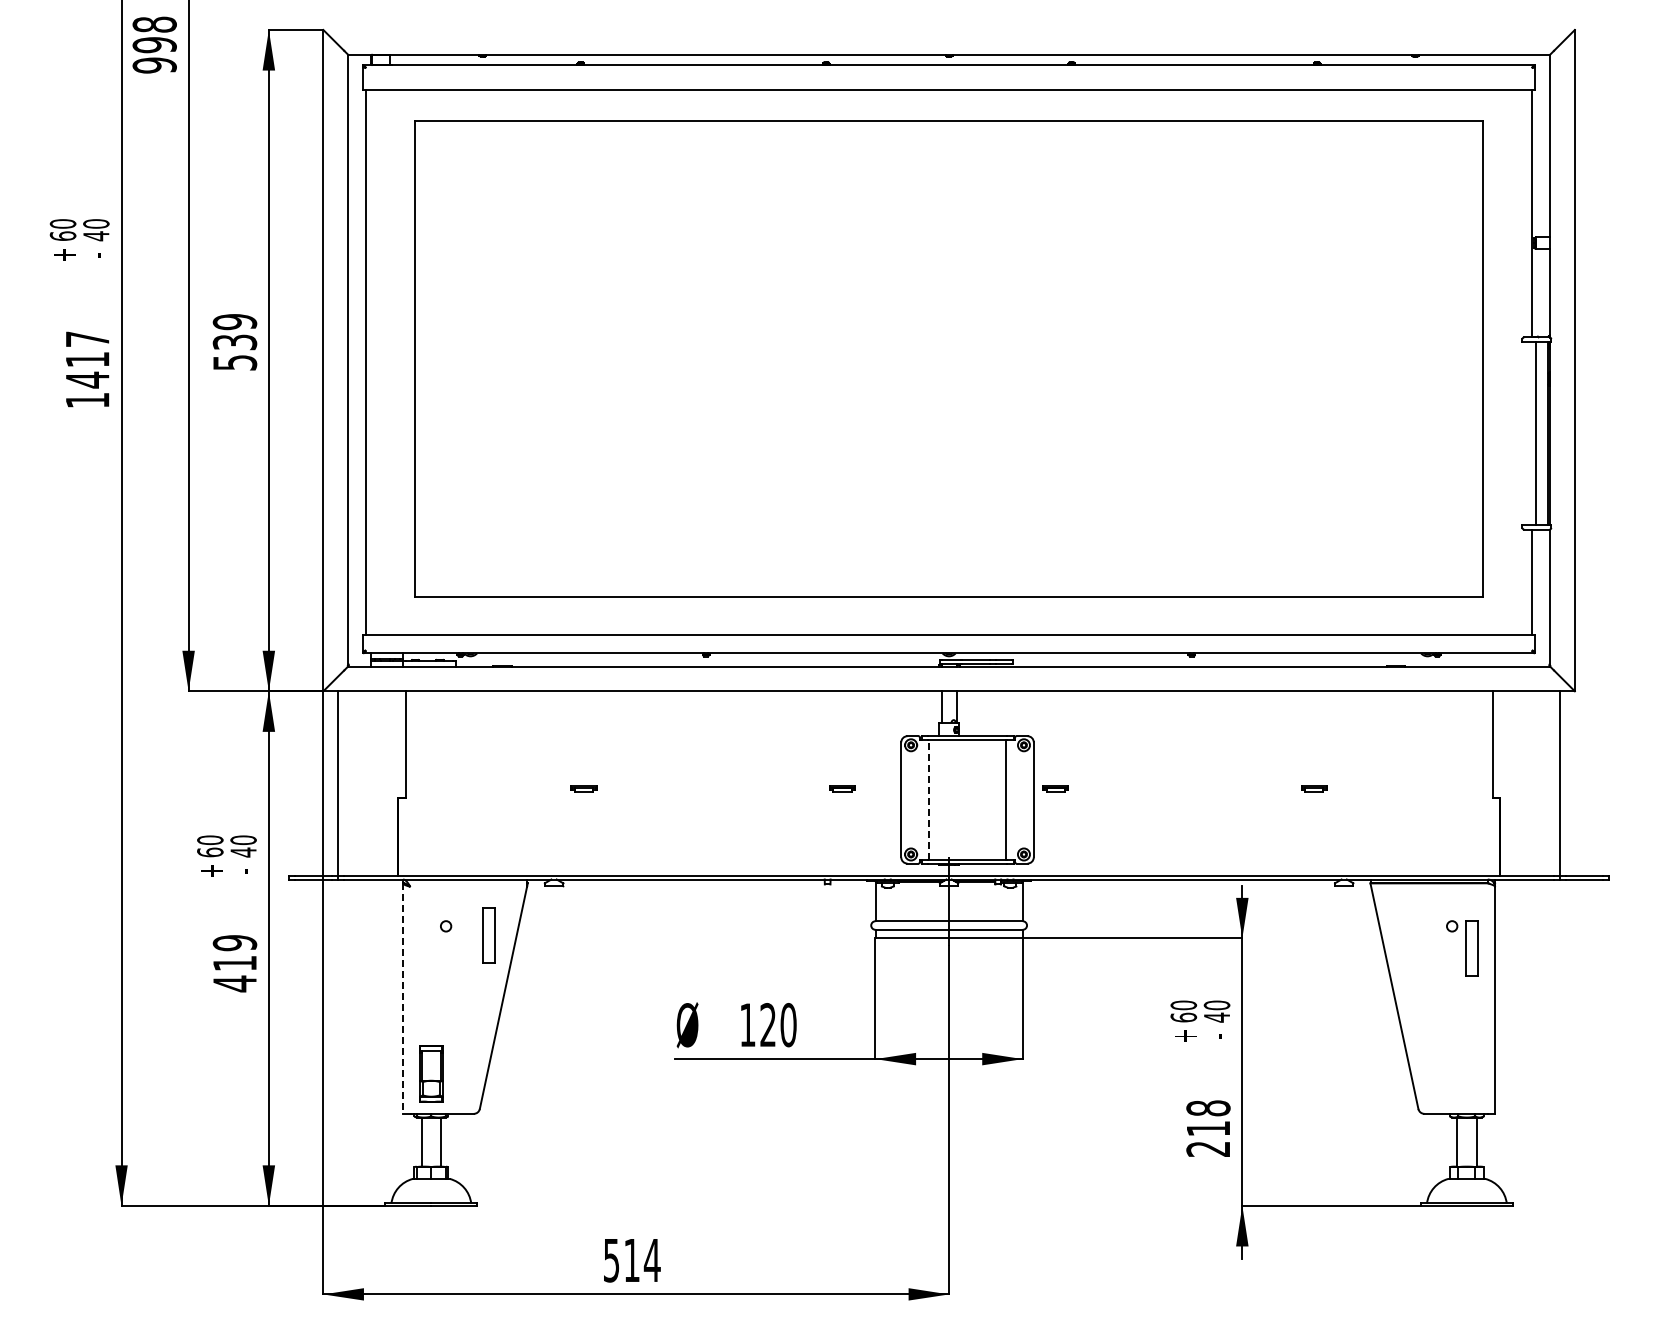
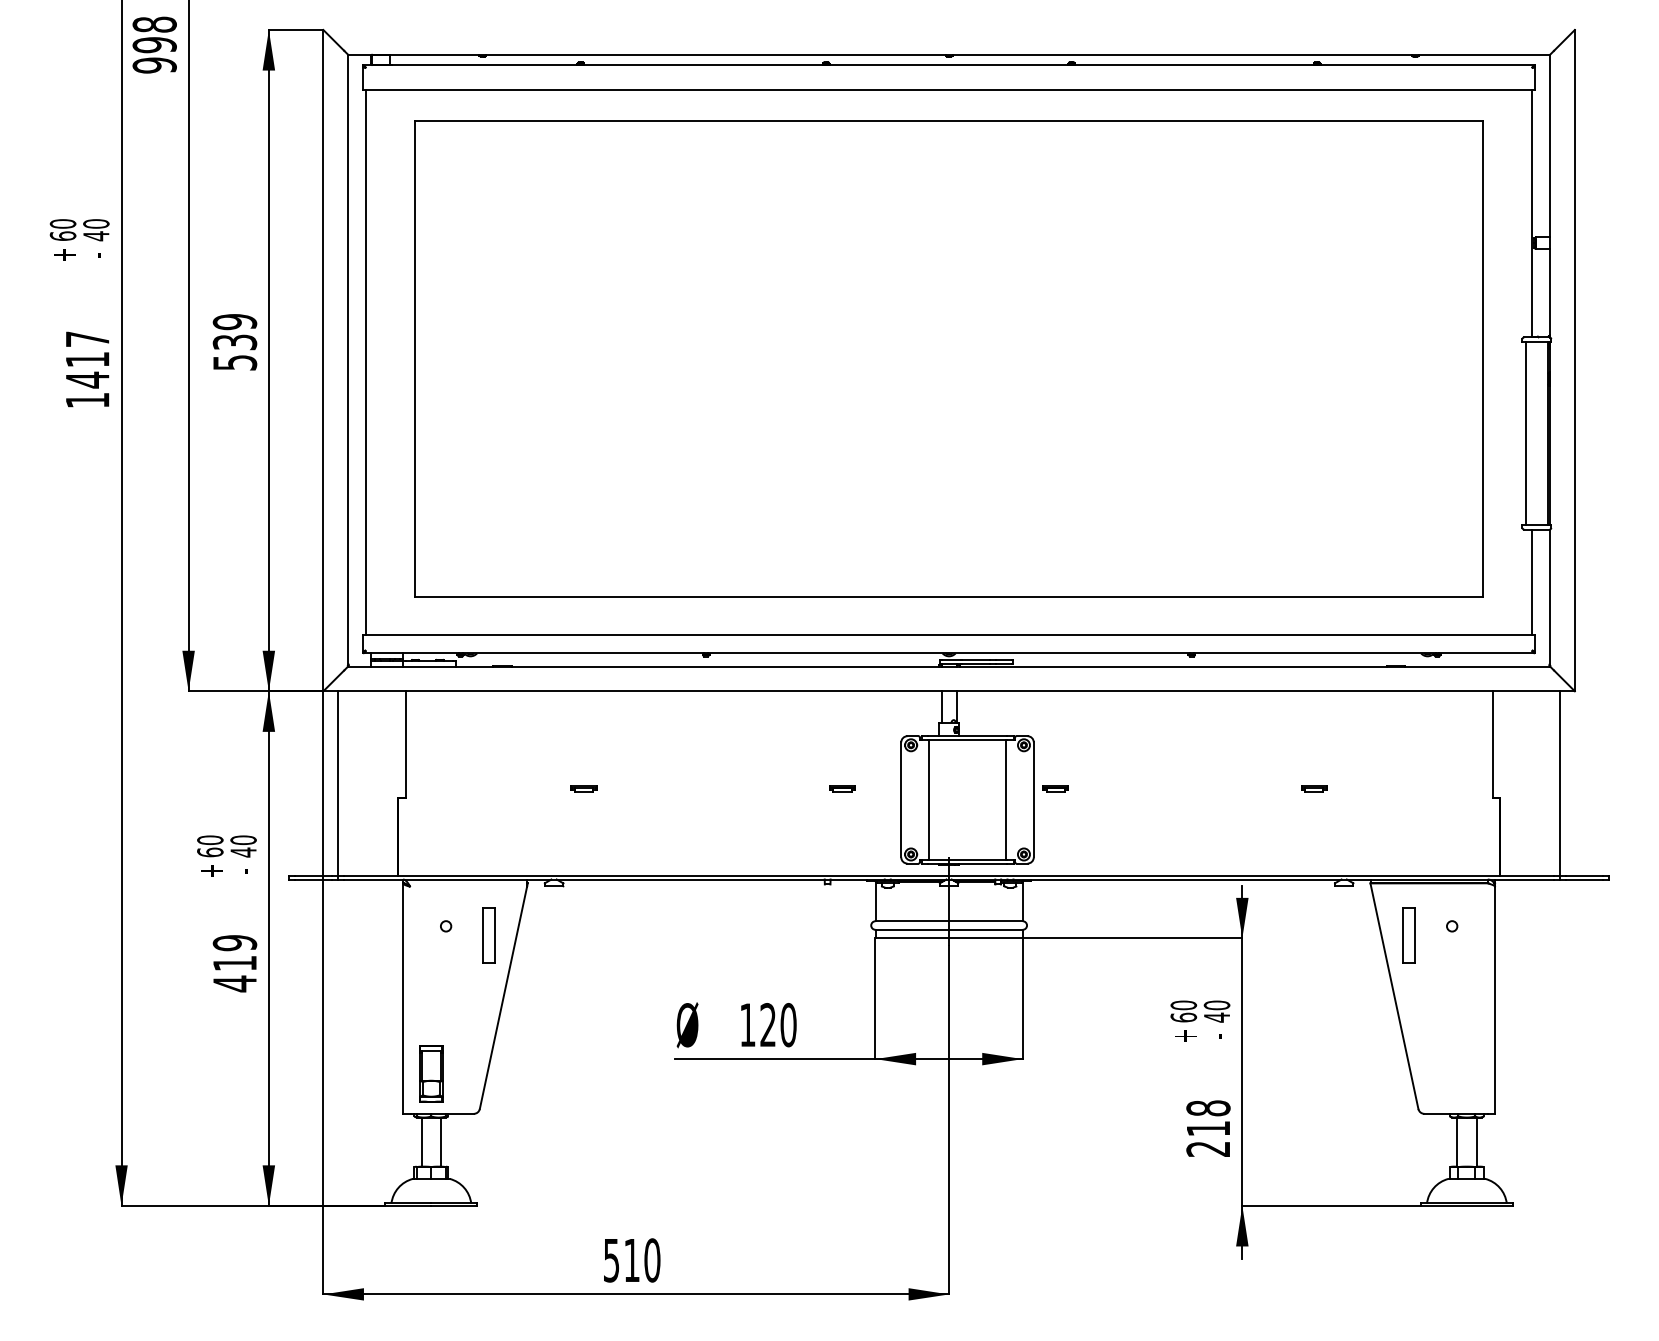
line position: (1535, 433) -> (1525, 433) (1525, 433)
line: dashed -> solid (928, 799)
part position: (1471, 948) -> (1408, 935) (1408, 935)
line: dashed -> solid (403, 999)
text: 514 -> 510 (651, 1260)
